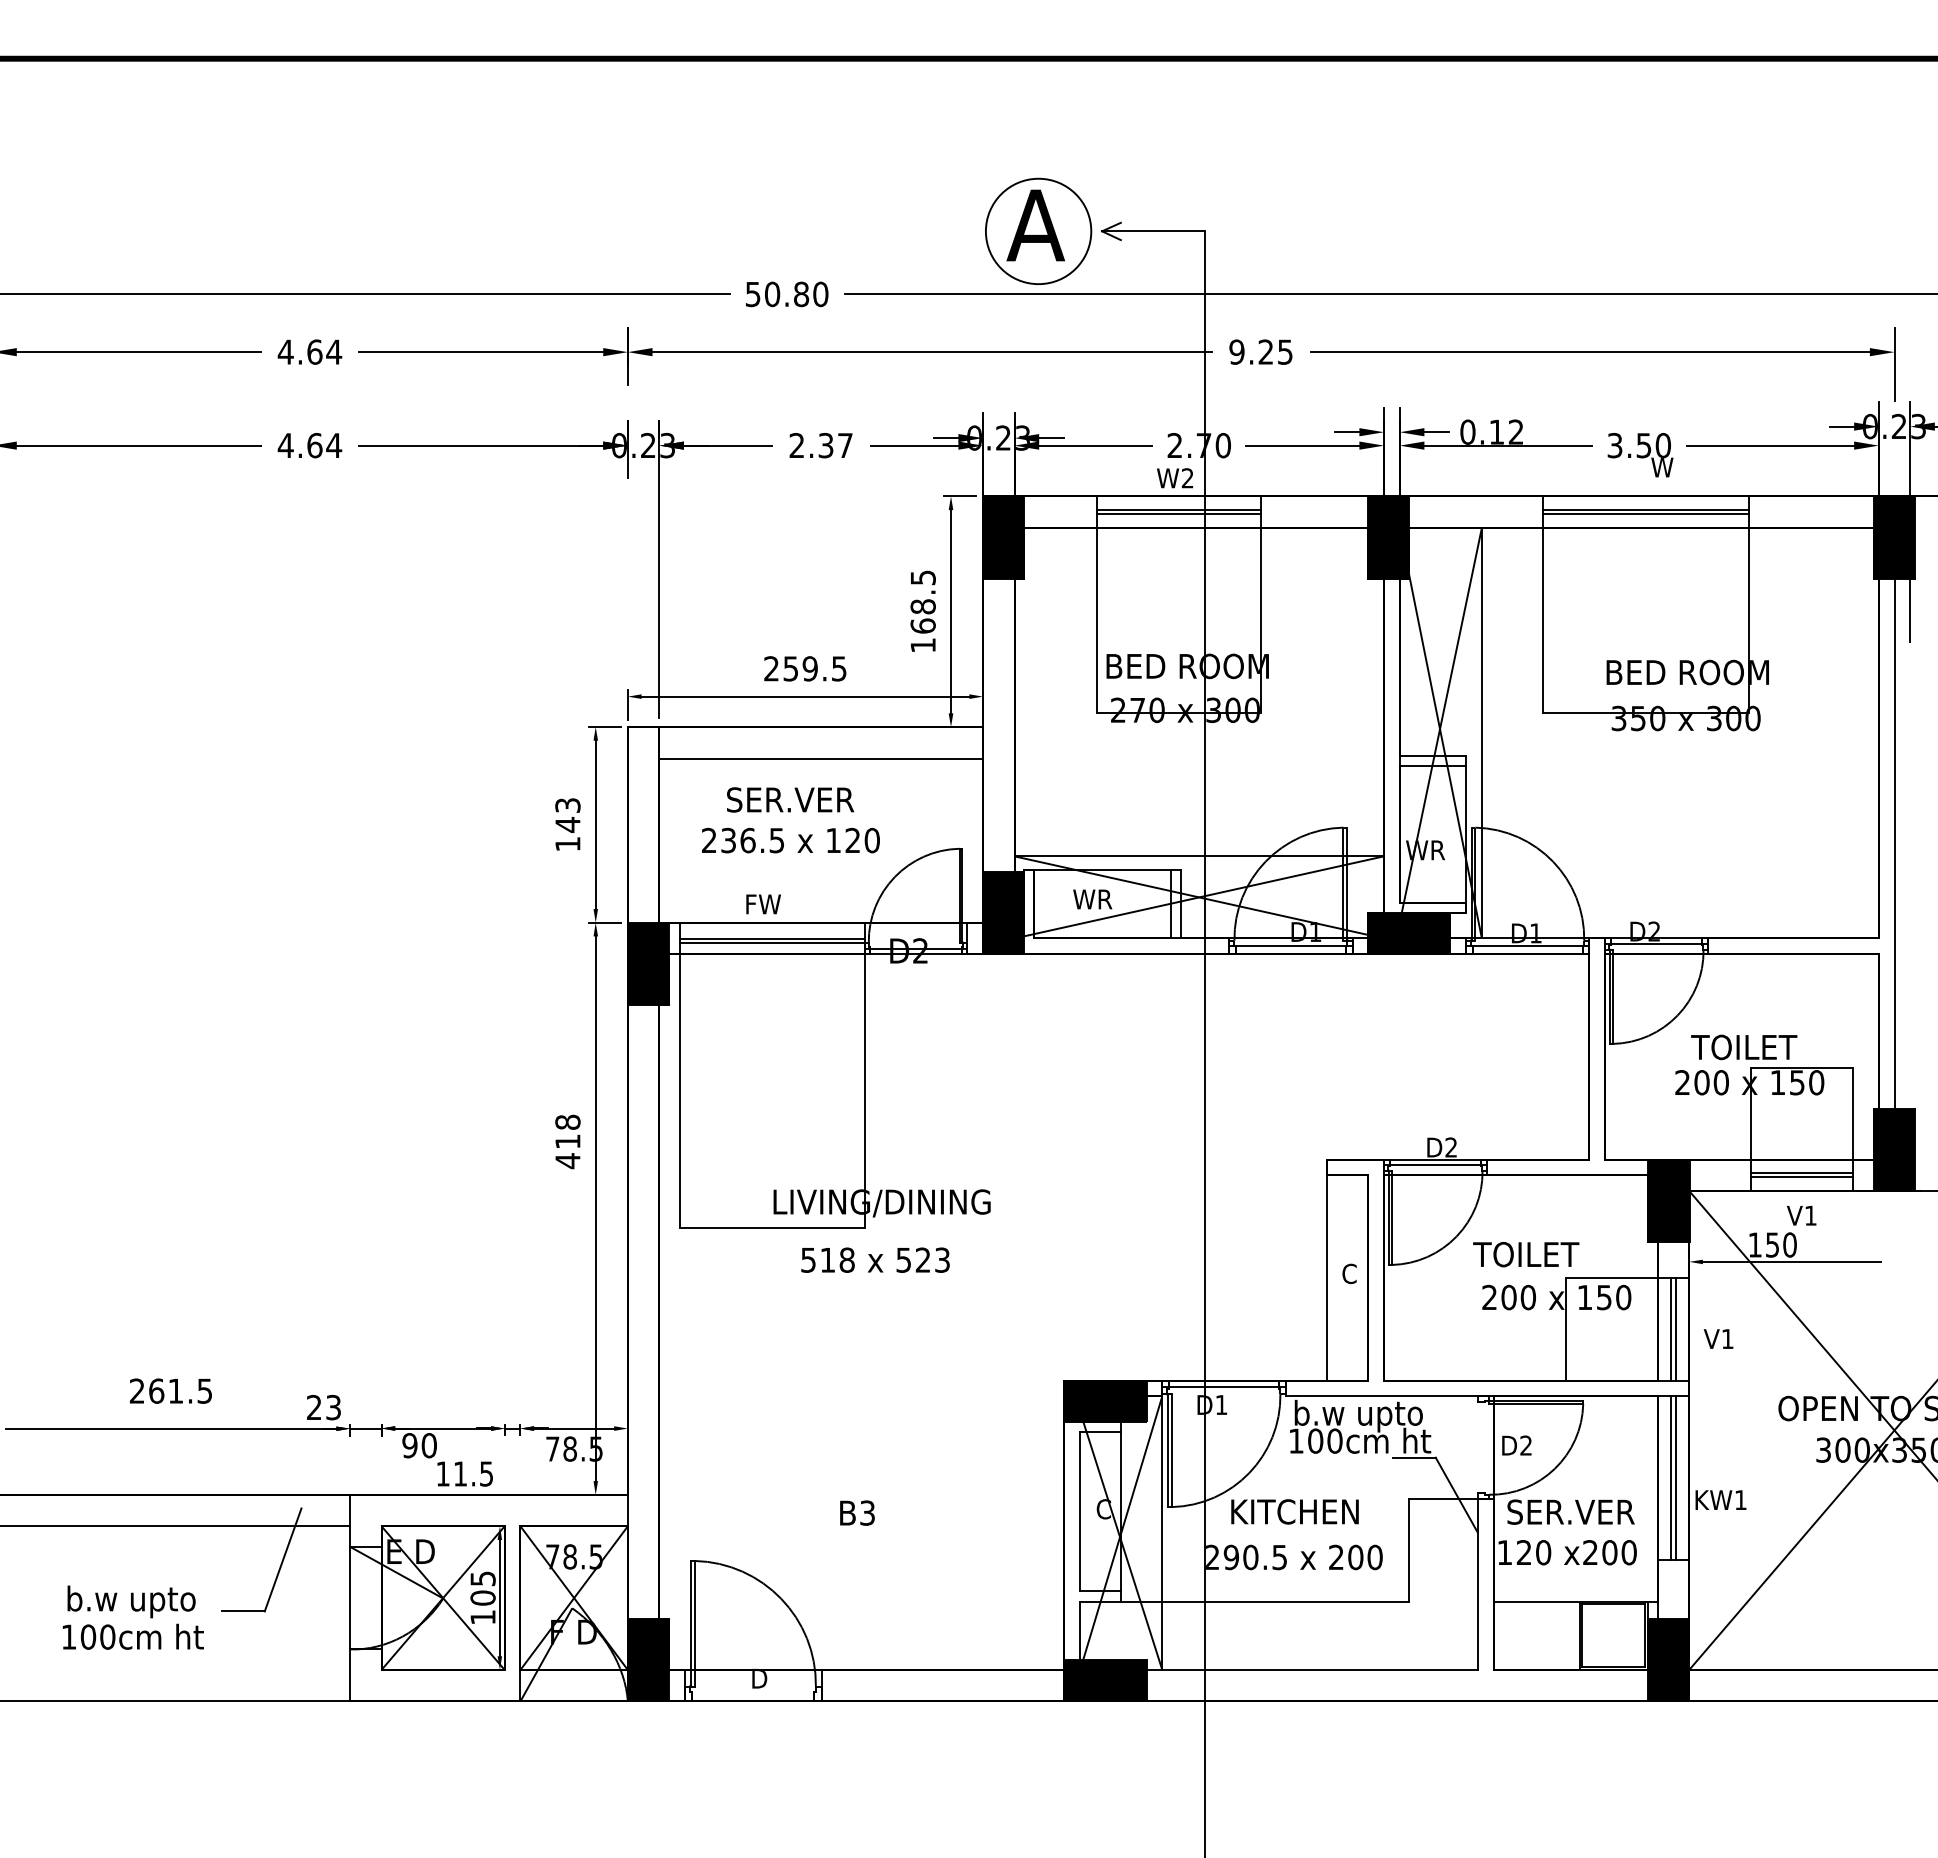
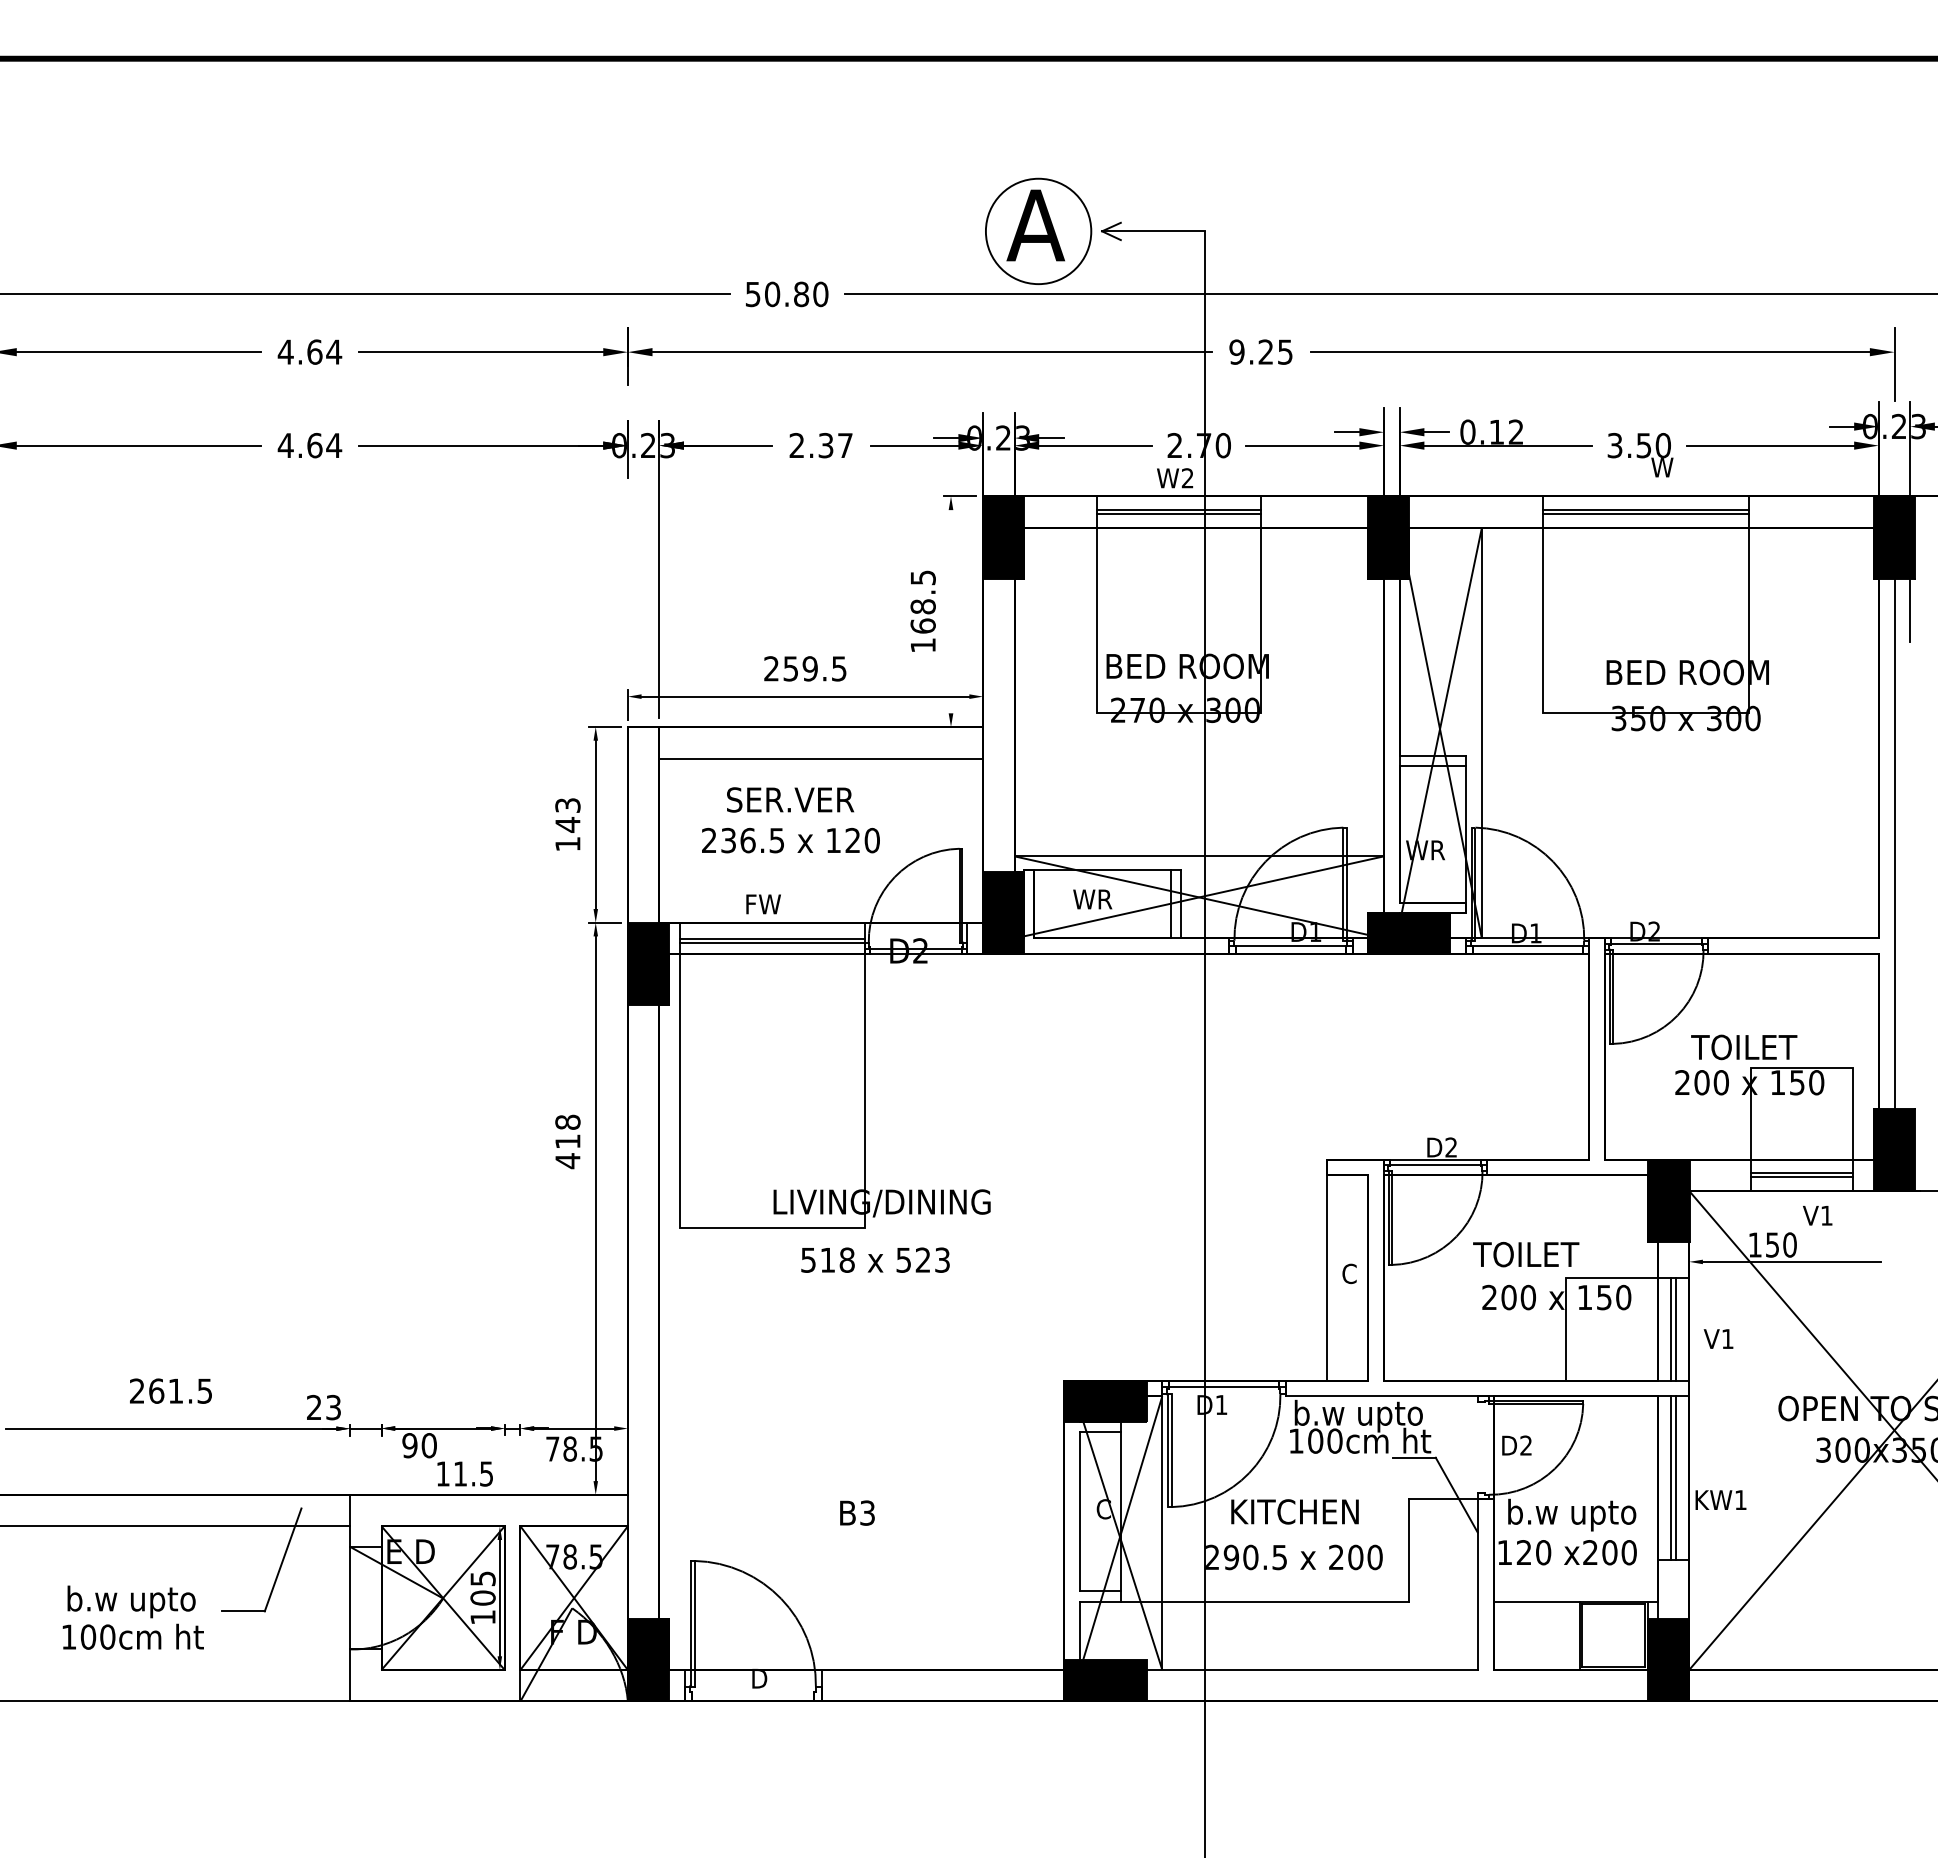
line: present -> none (951, 611)
text position: (1801, 1215) -> (1817, 1215) (1817, 1215)
text: SER.VER -> b.w upto (1571, 1514)
